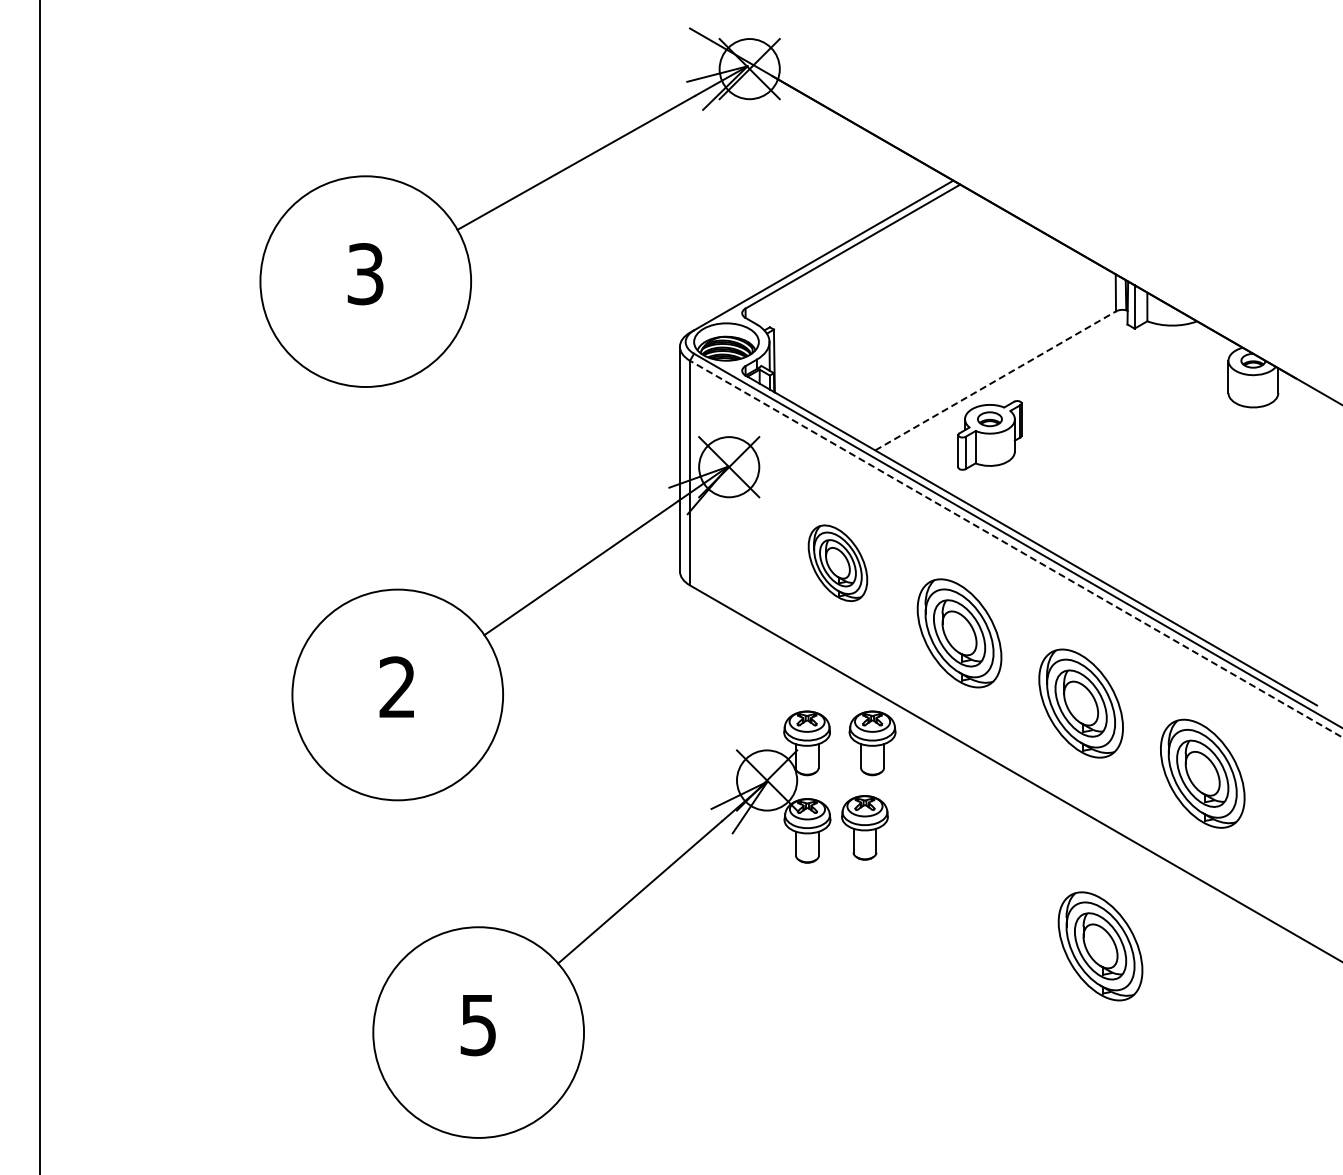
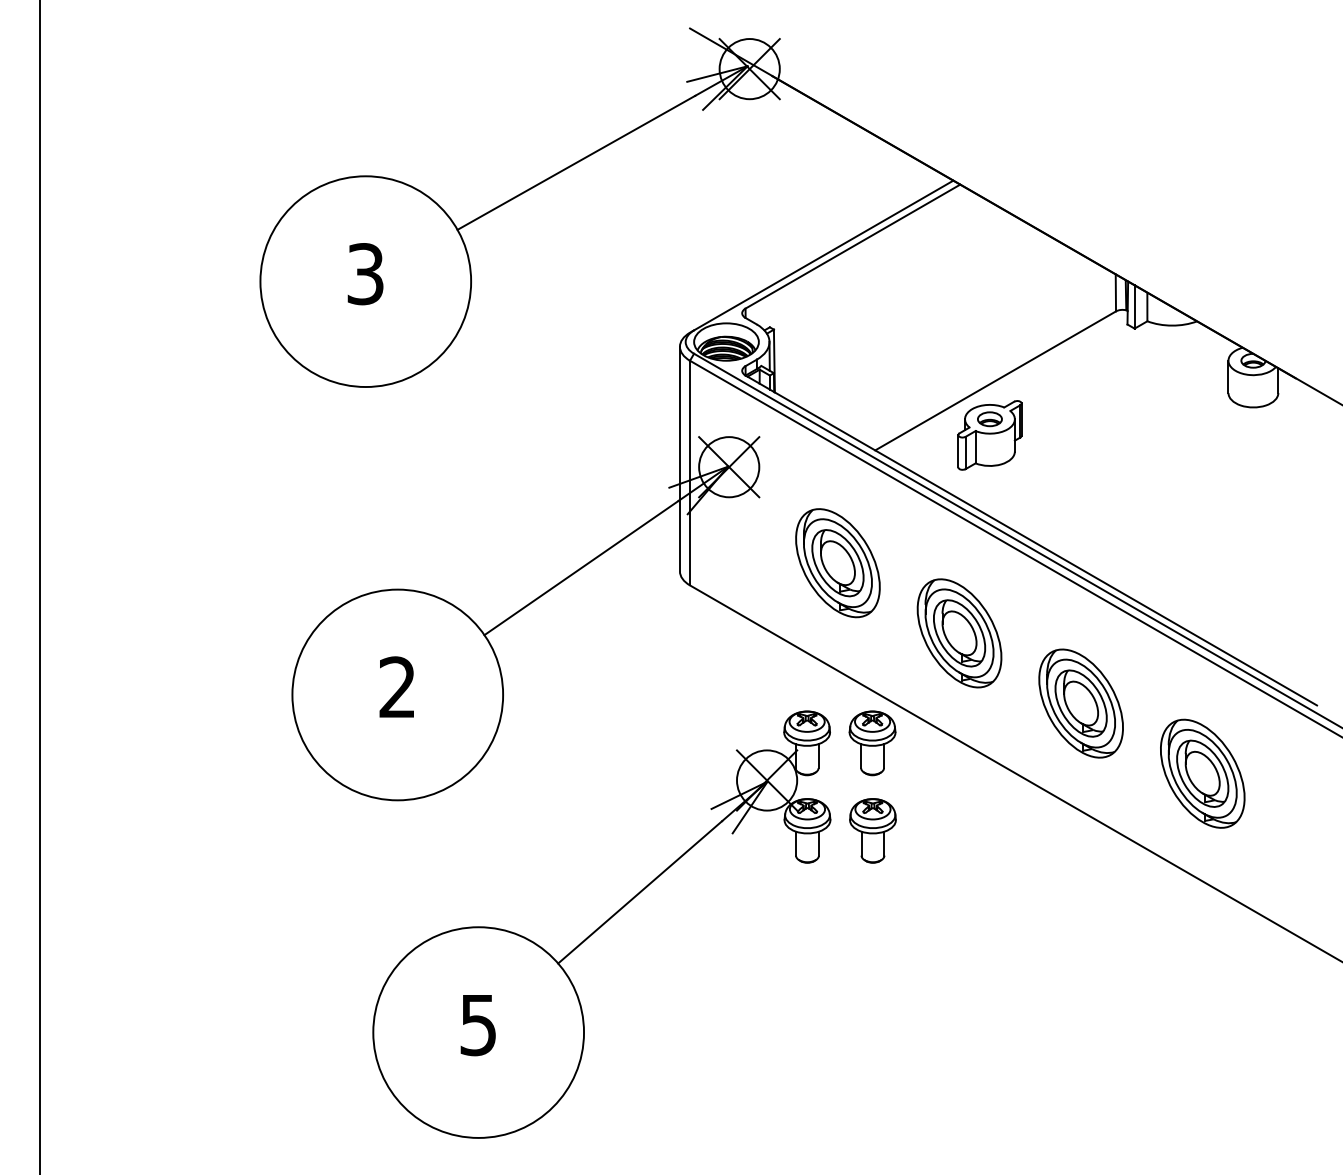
line: dashed -> solid (995, 380)
line: dashed -> solid (1016, 549)
part size: 62x79 px -> 86x111 px (837, 563)
part position: (864, 827) -> (872, 830) (872, 830)
part: present -> none (1100, 946)
